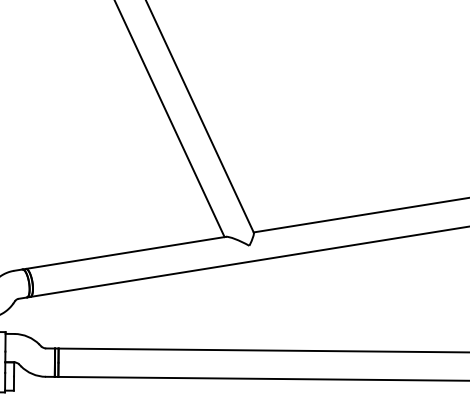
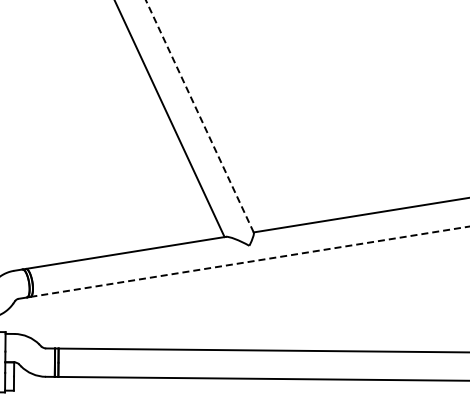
line: solid -> dashed (200, 116)
line: solid -> dashed (250, 261)
